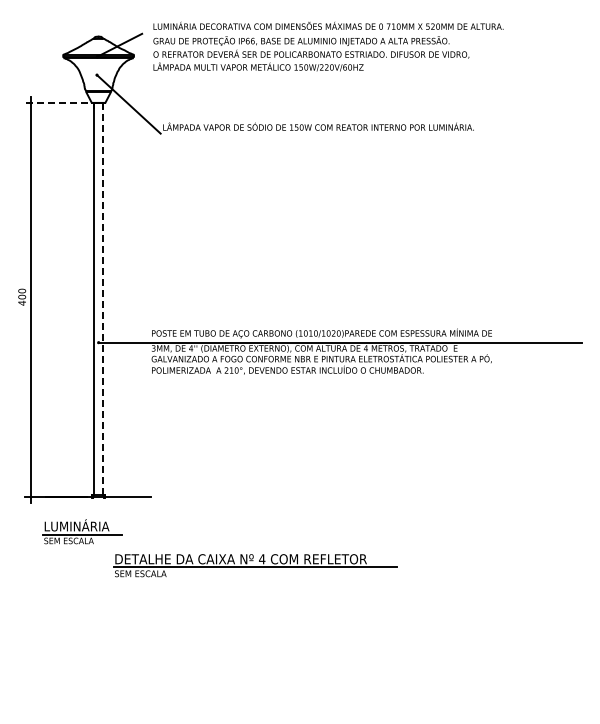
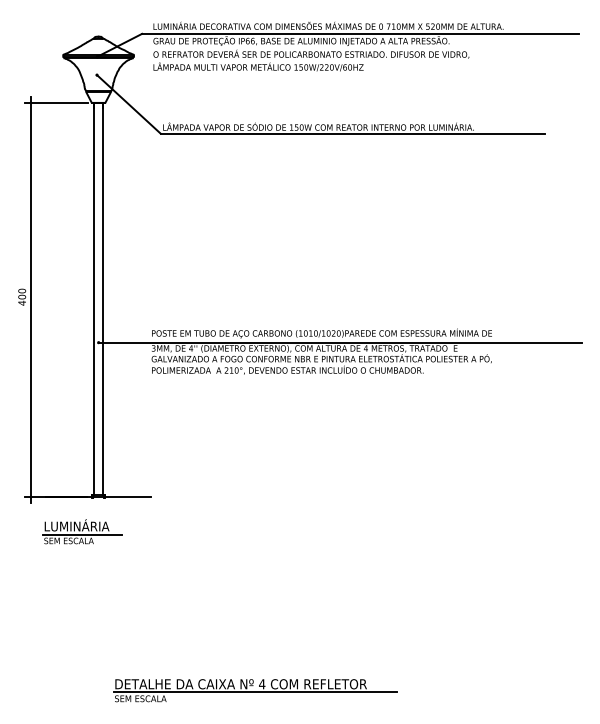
line: none -> present (360, 33)
line: dashed -> solid (56, 102)
line: none -> present (352, 133)
line: dashed -> solid (102, 298)
part position: (255, 565) -> (255, 690) (255, 690)
